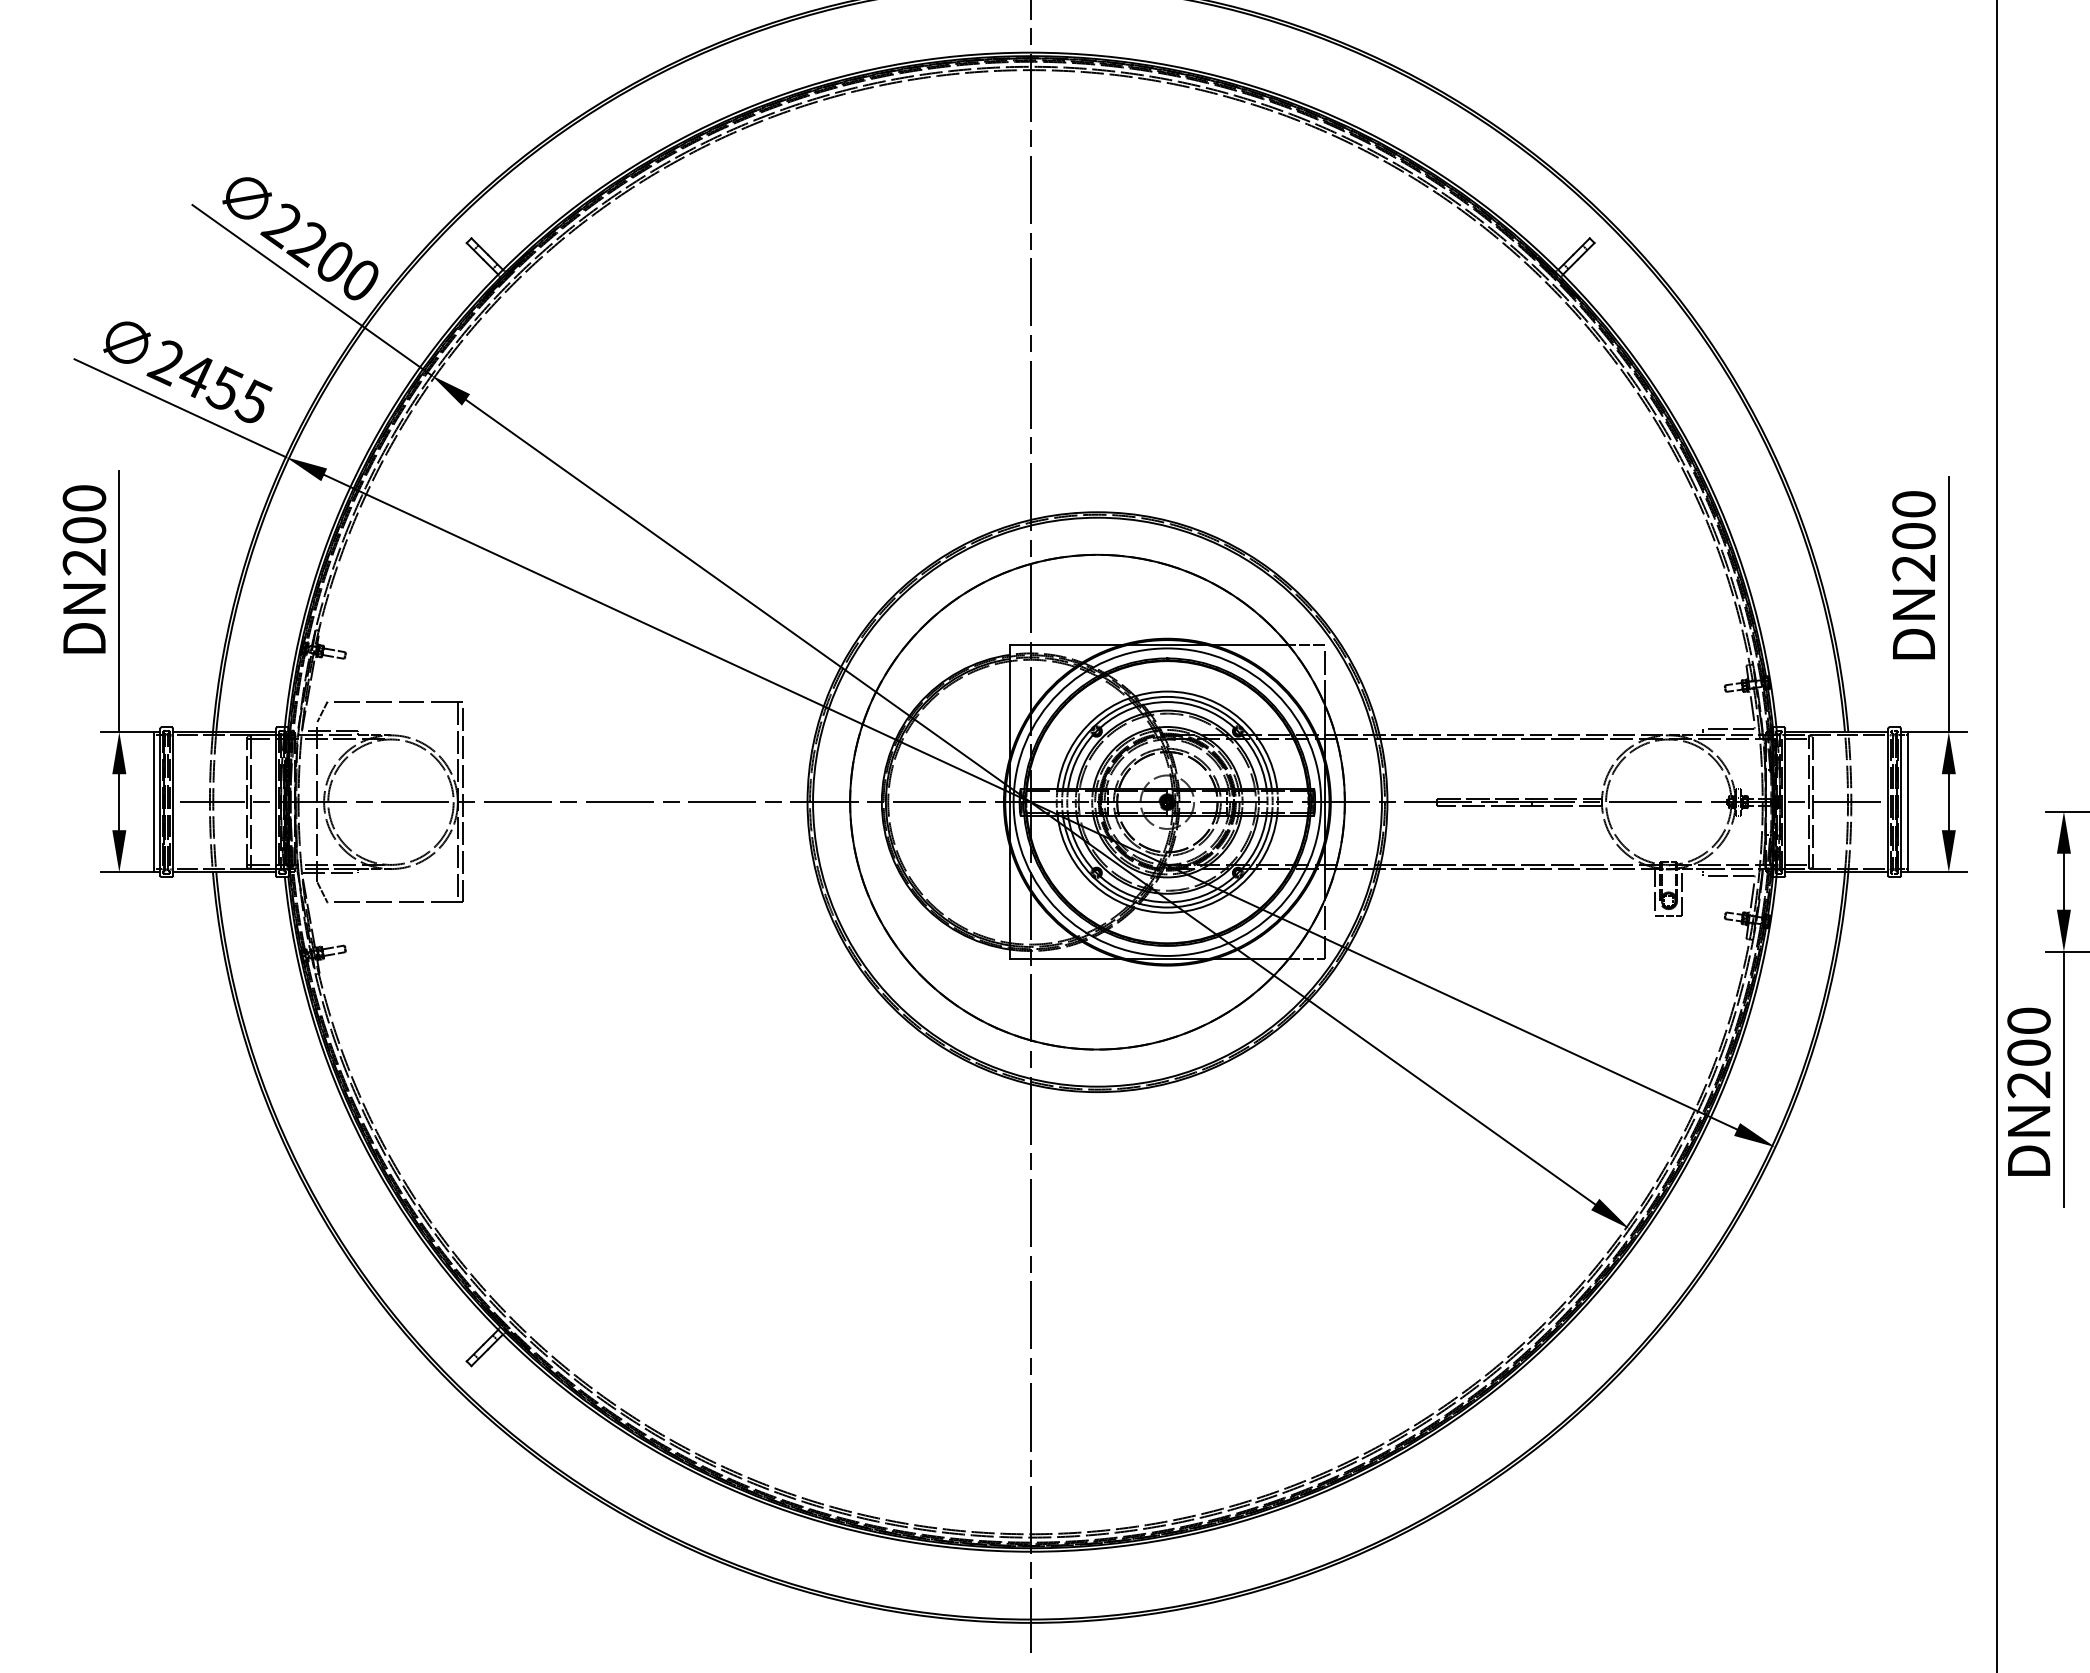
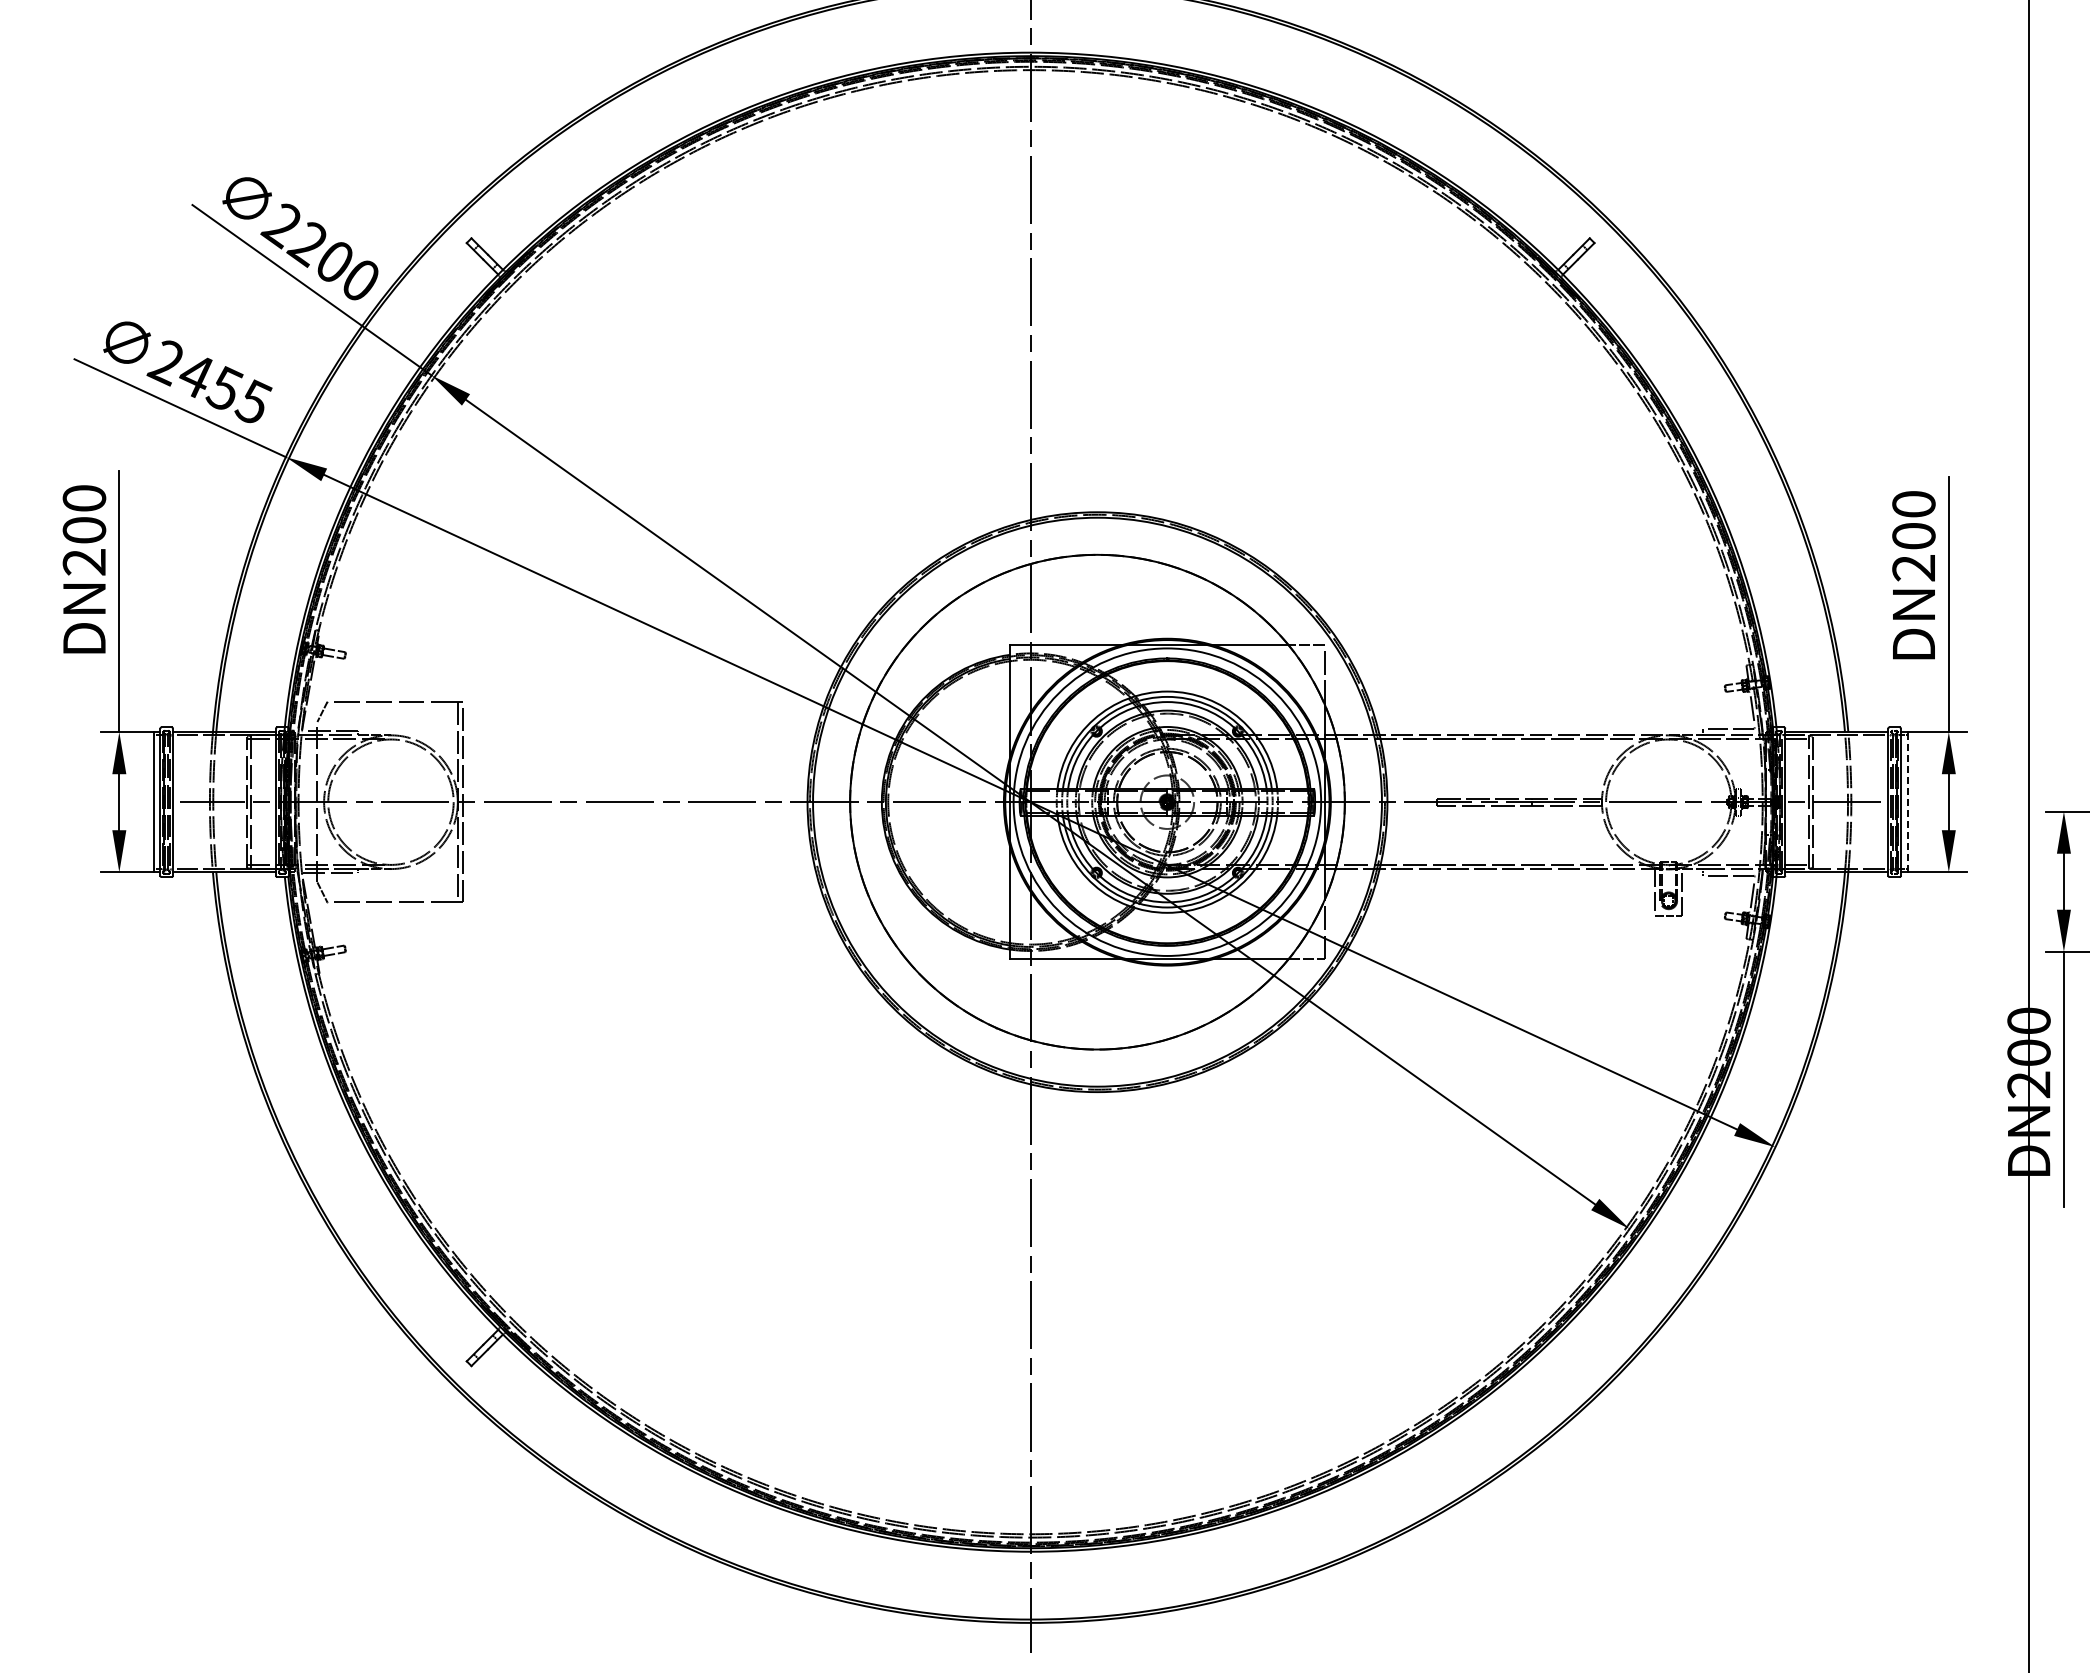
line: solid -> dashed (1907, 801)
line position: (1997, 835) -> (2029, 835) (2029, 835)
